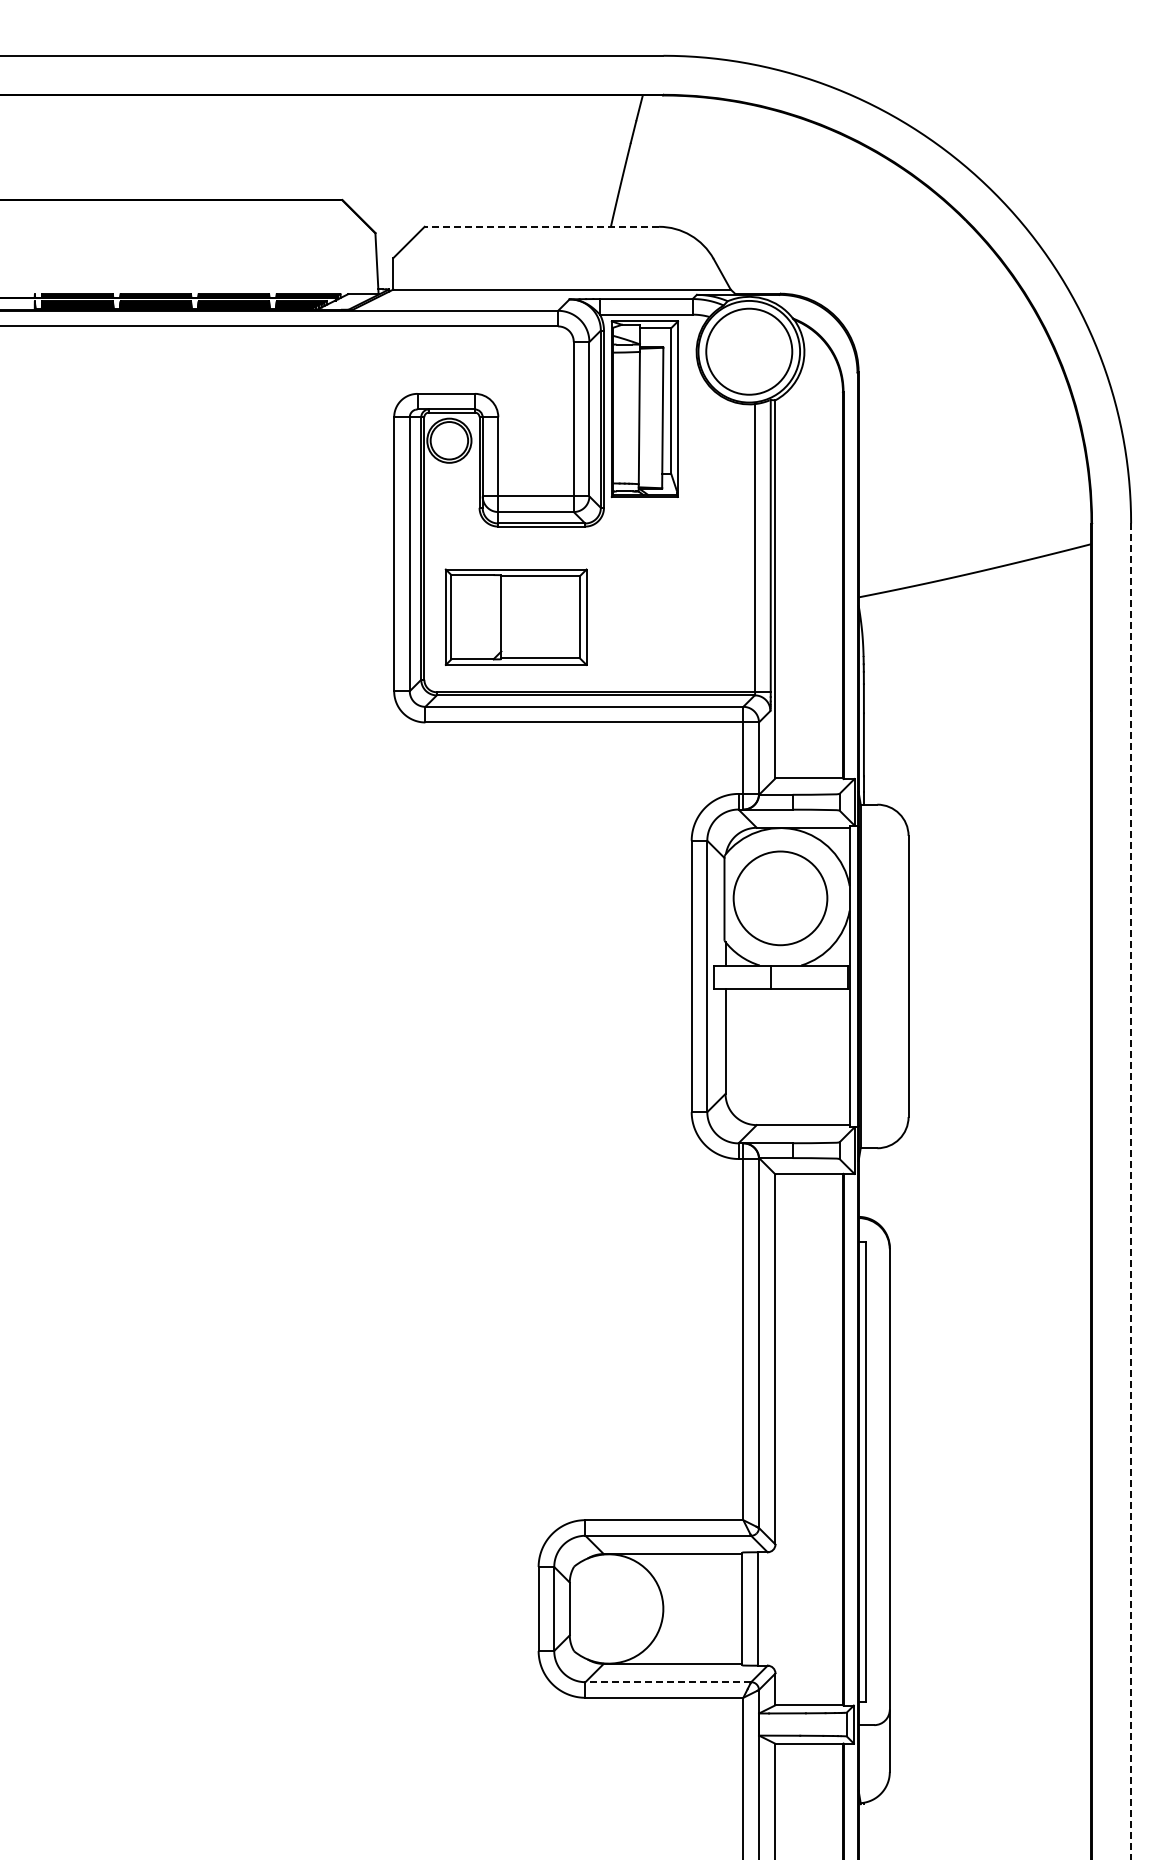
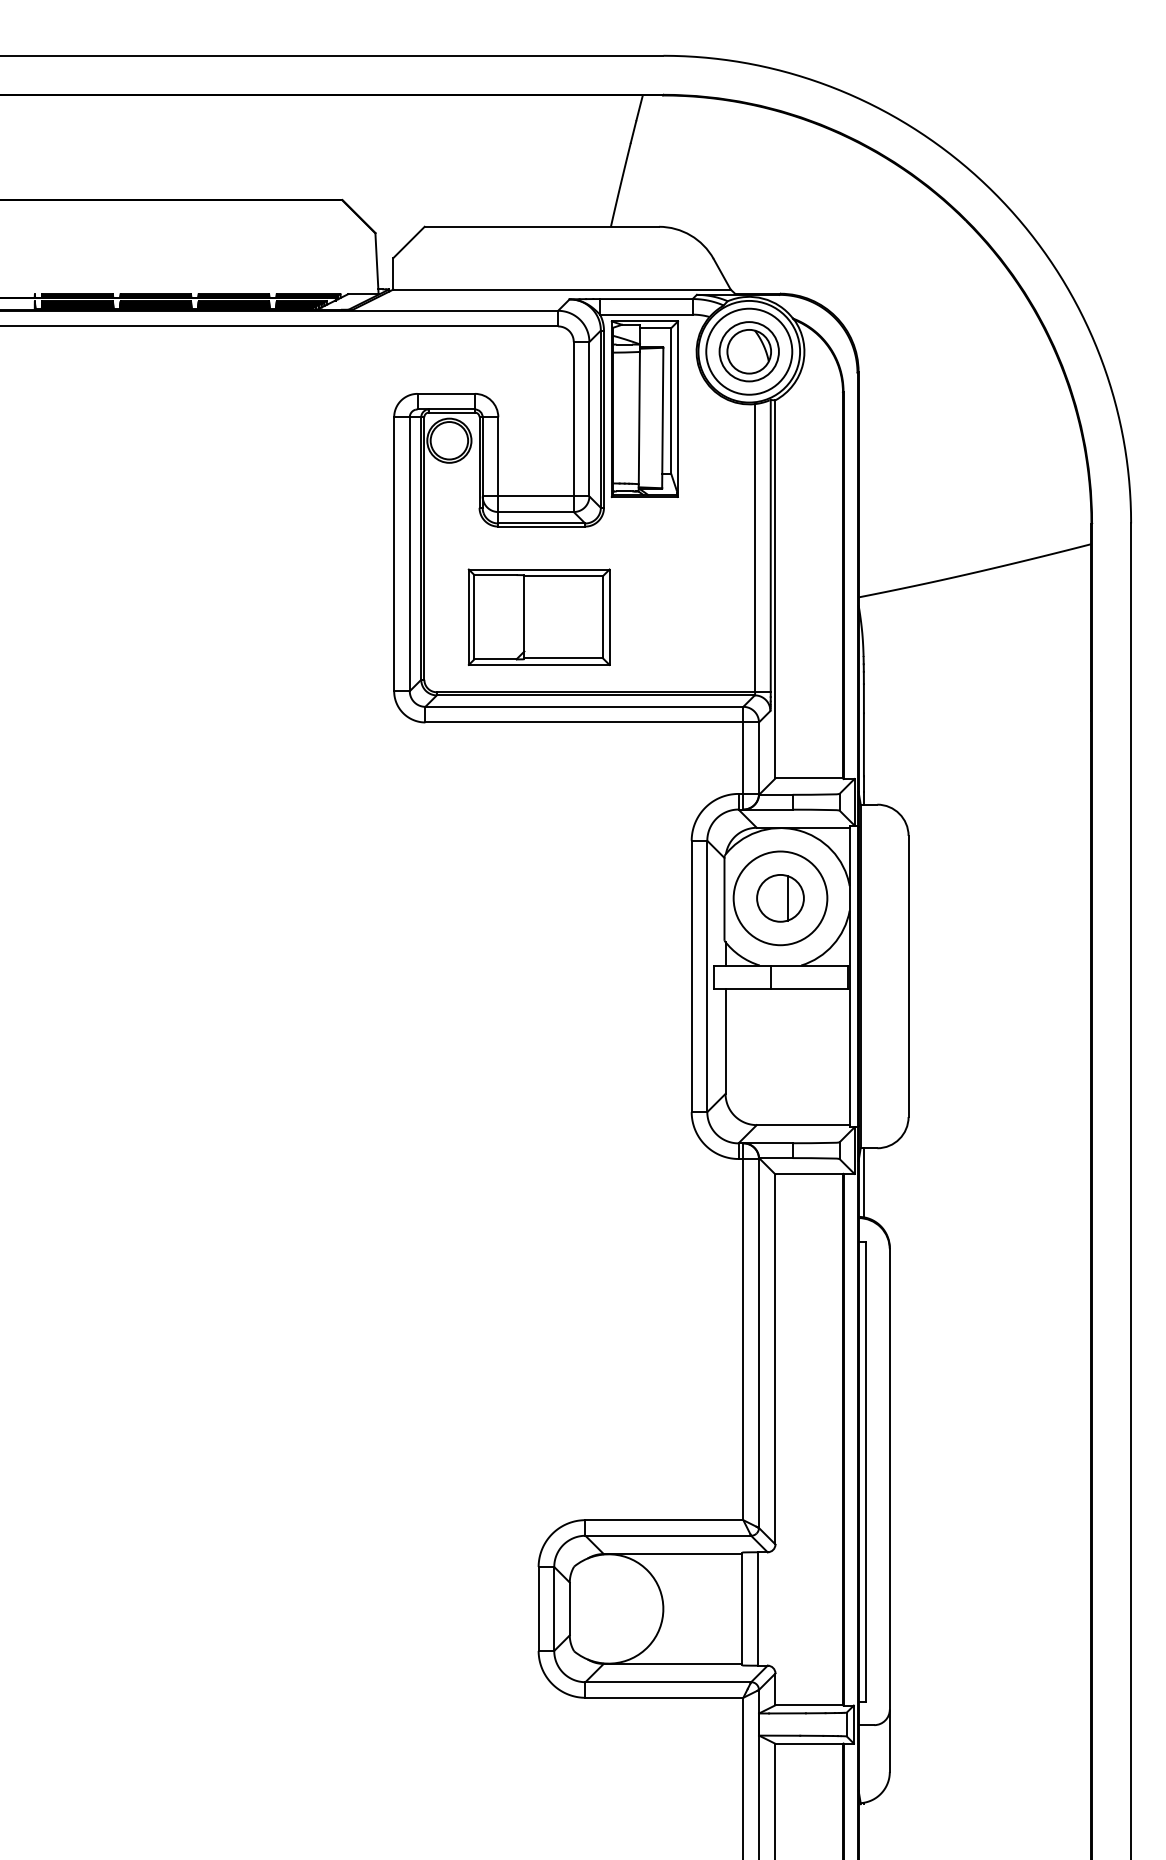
line: dashed -> solid (541, 226)
part: none -> present (748, 351)
part position: (515, 616) -> (538, 616) (538, 616)
part: none -> present (780, 898)
line: none -> present (863, 1182)
line: dashed -> solid (1131, 1191)
line: dashed -> solid (668, 1682)
